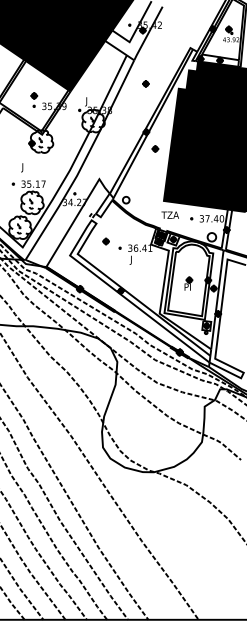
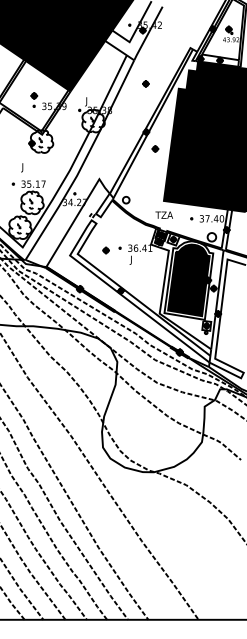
text position: (169, 214) -> (163, 214) (163, 214)
part position: (105, 241) -> (105, 250) (105, 250)
fill: none -> present (188, 280)
